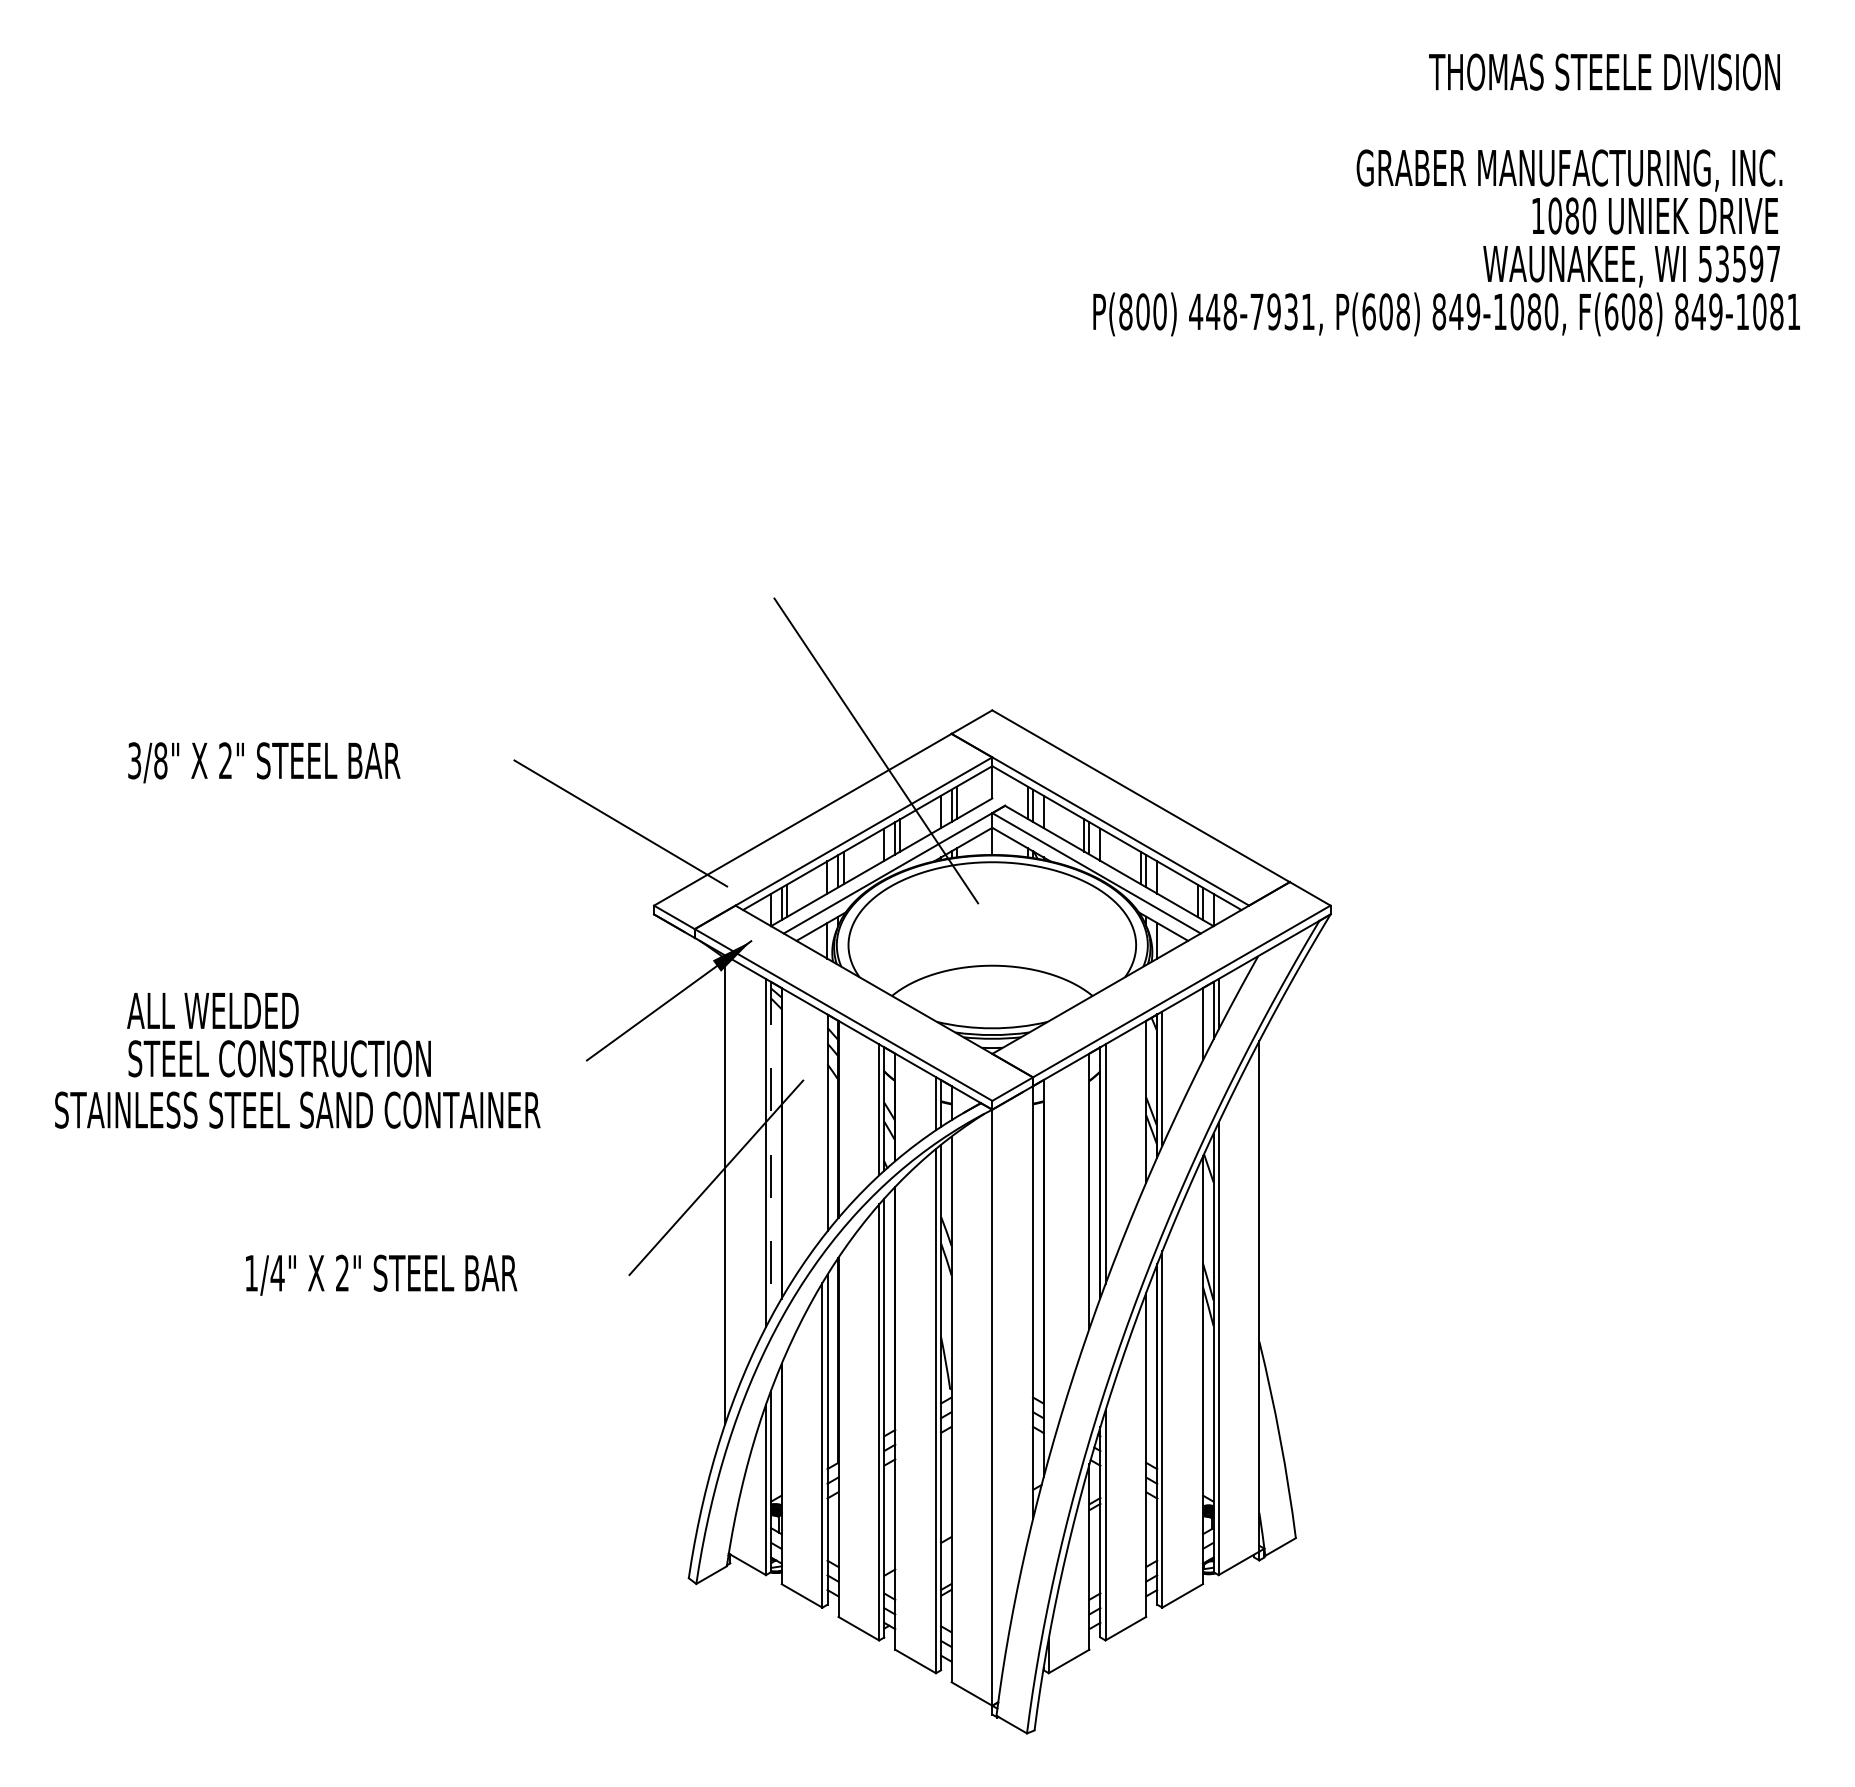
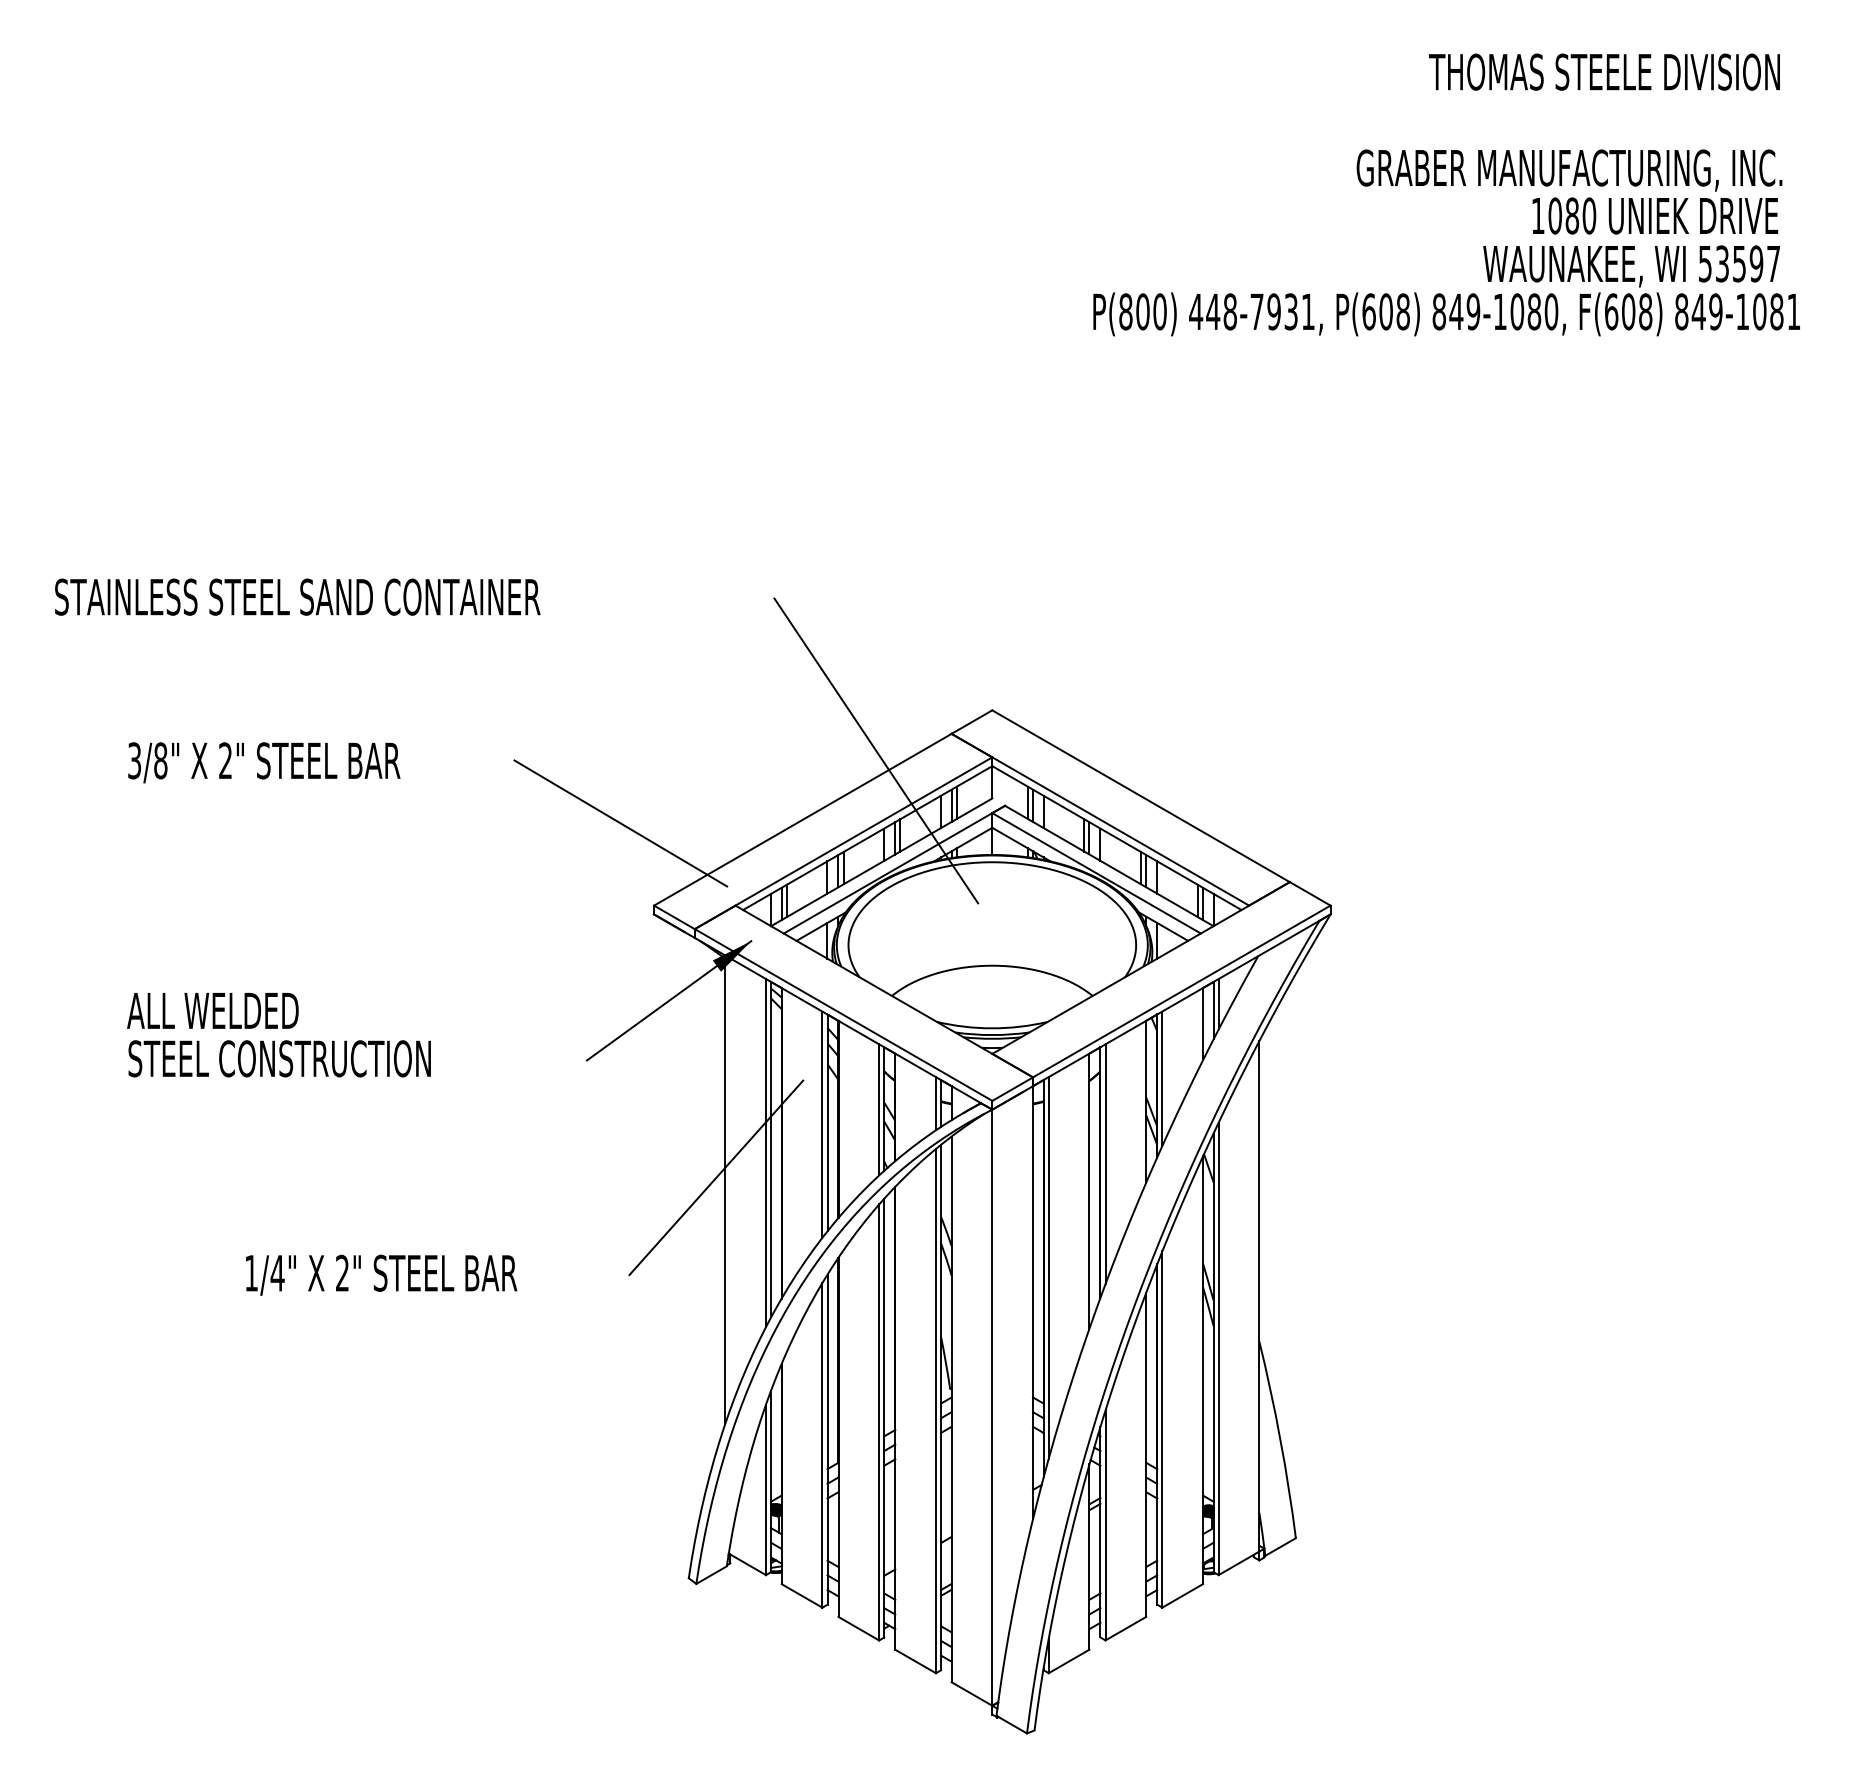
text position: (297, 1109) -> (297, 596) (297, 596)
line: none -> present (822, 1124)
line: dashed -> solid (771, 1149)
line: none -> present (1048, 1267)
